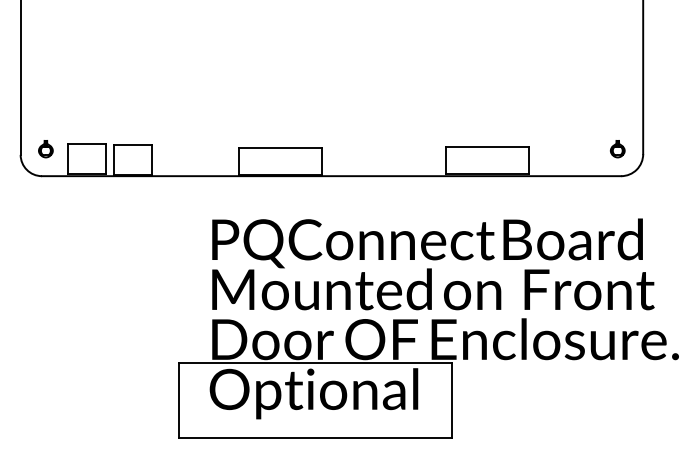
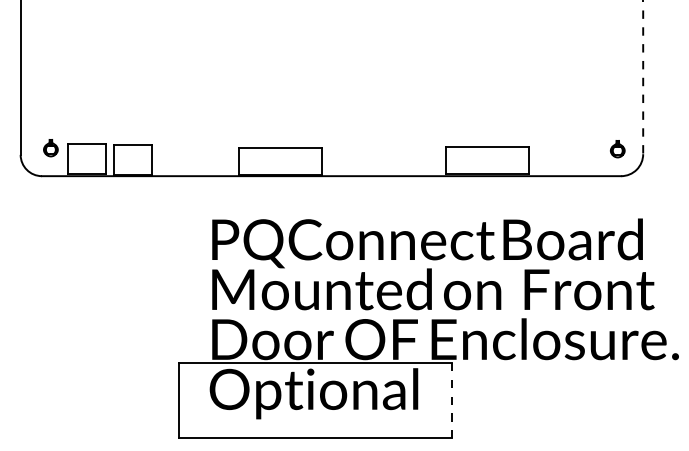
line: solid -> dashed (643, 77)
part position: (45, 149) -> (50, 148) (50, 148)
line: solid -> dashed (451, 400)
